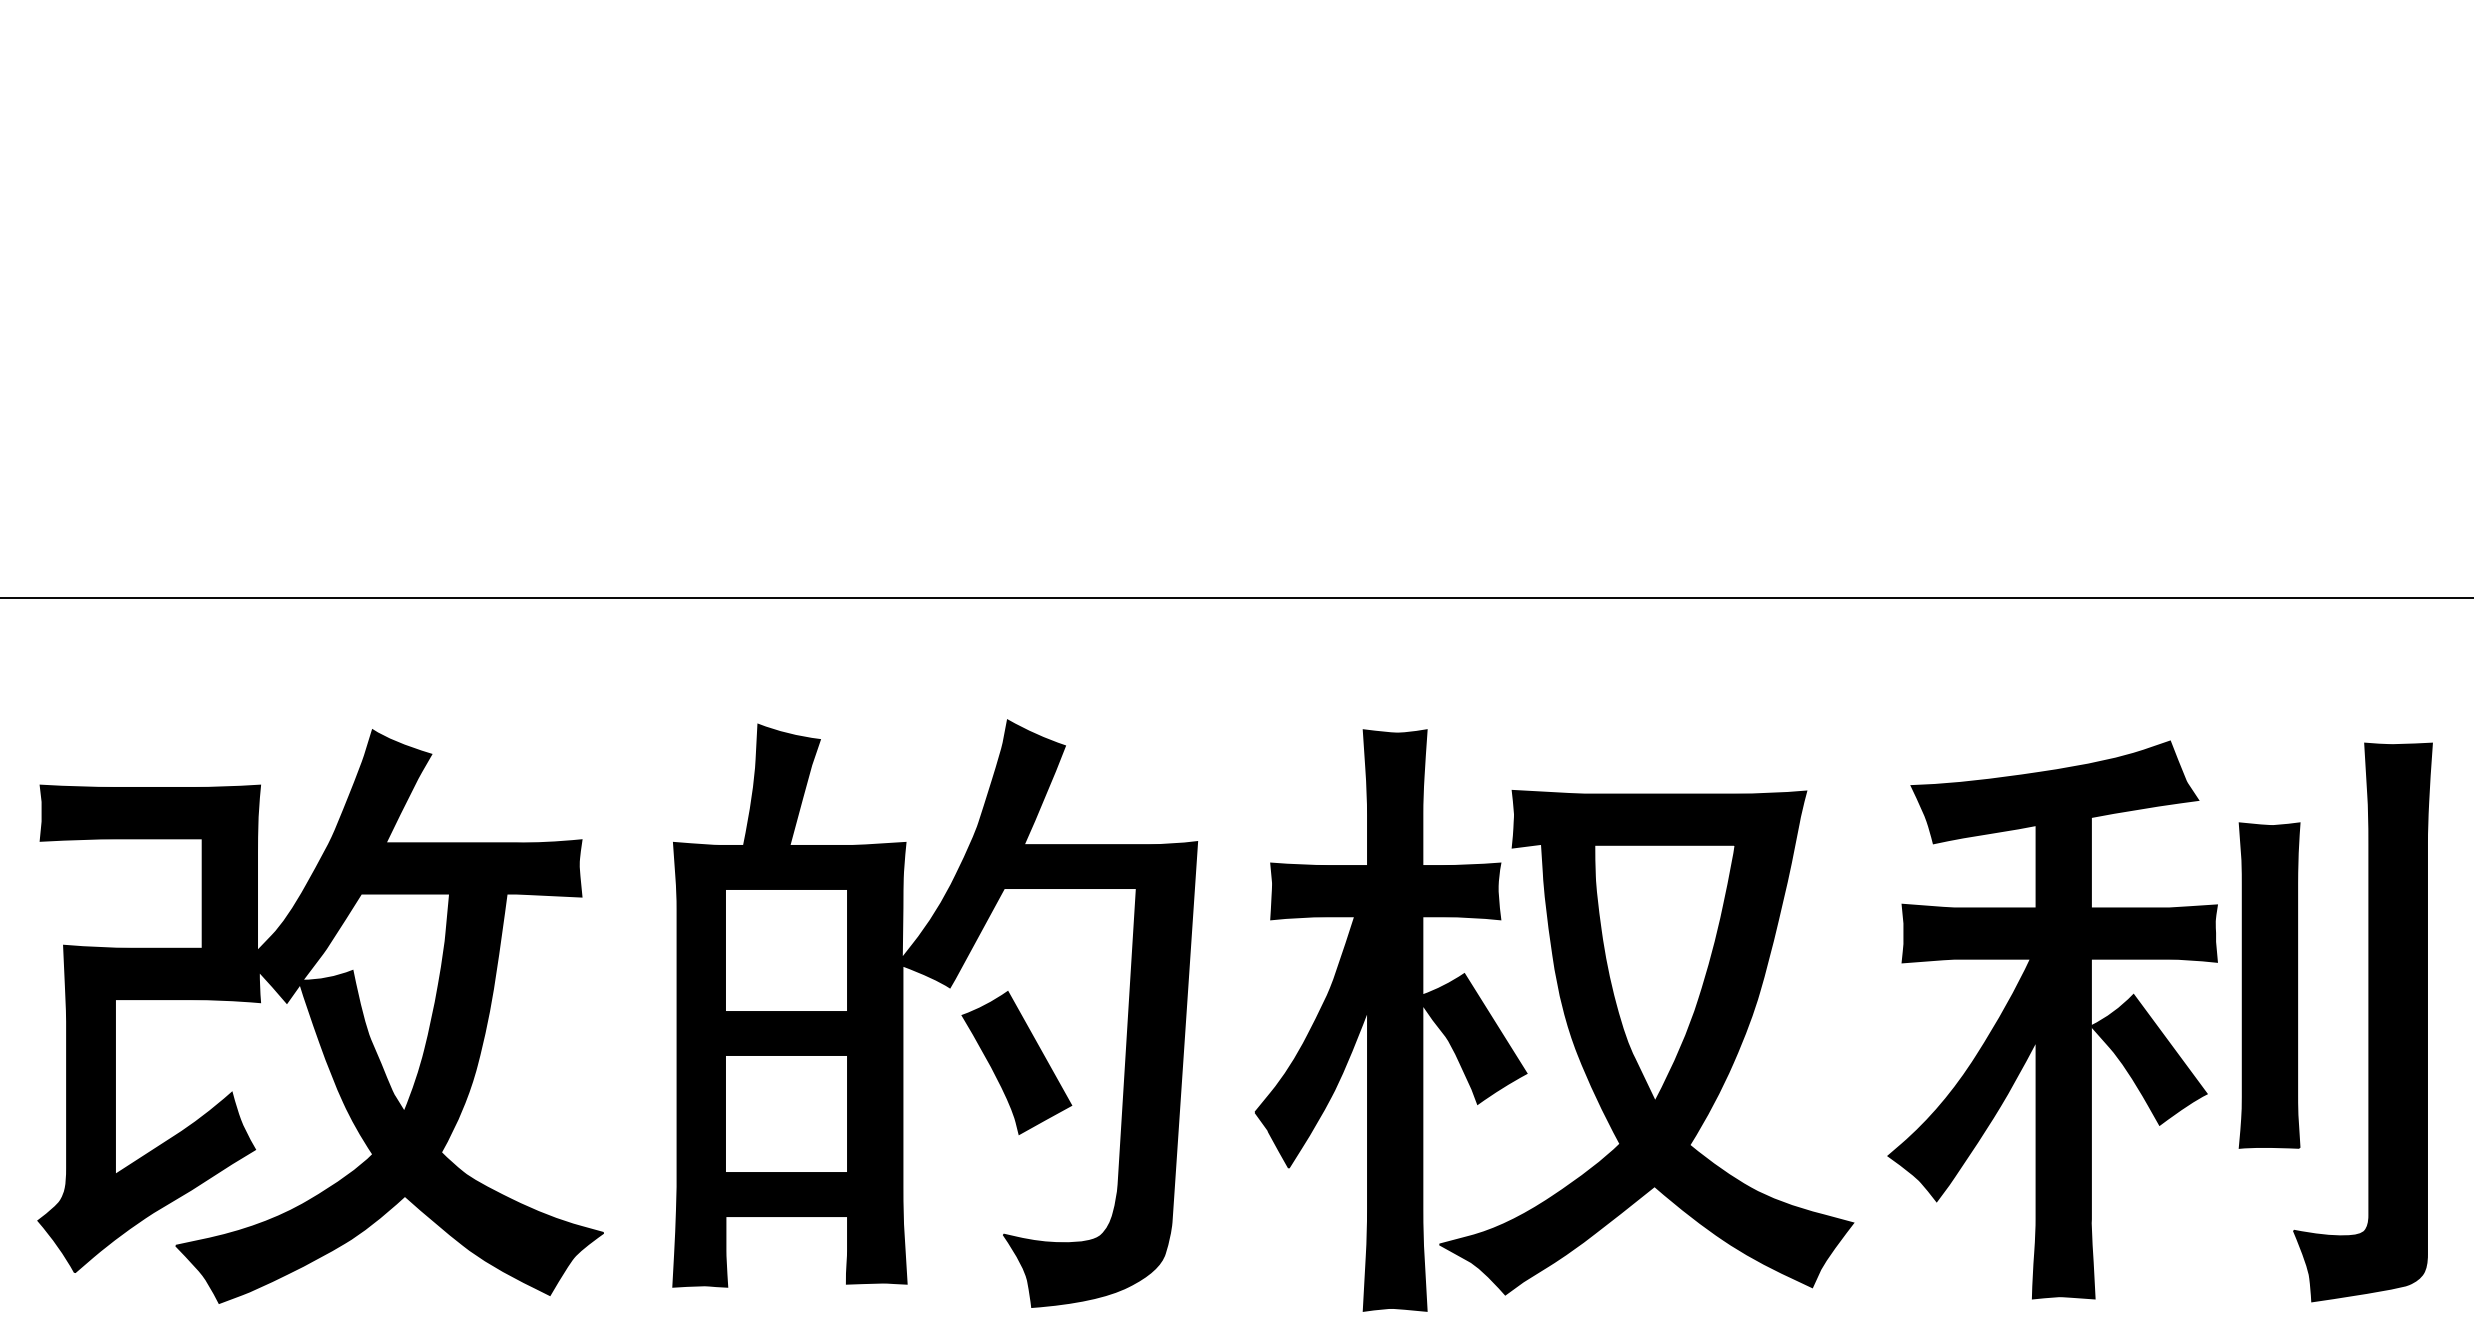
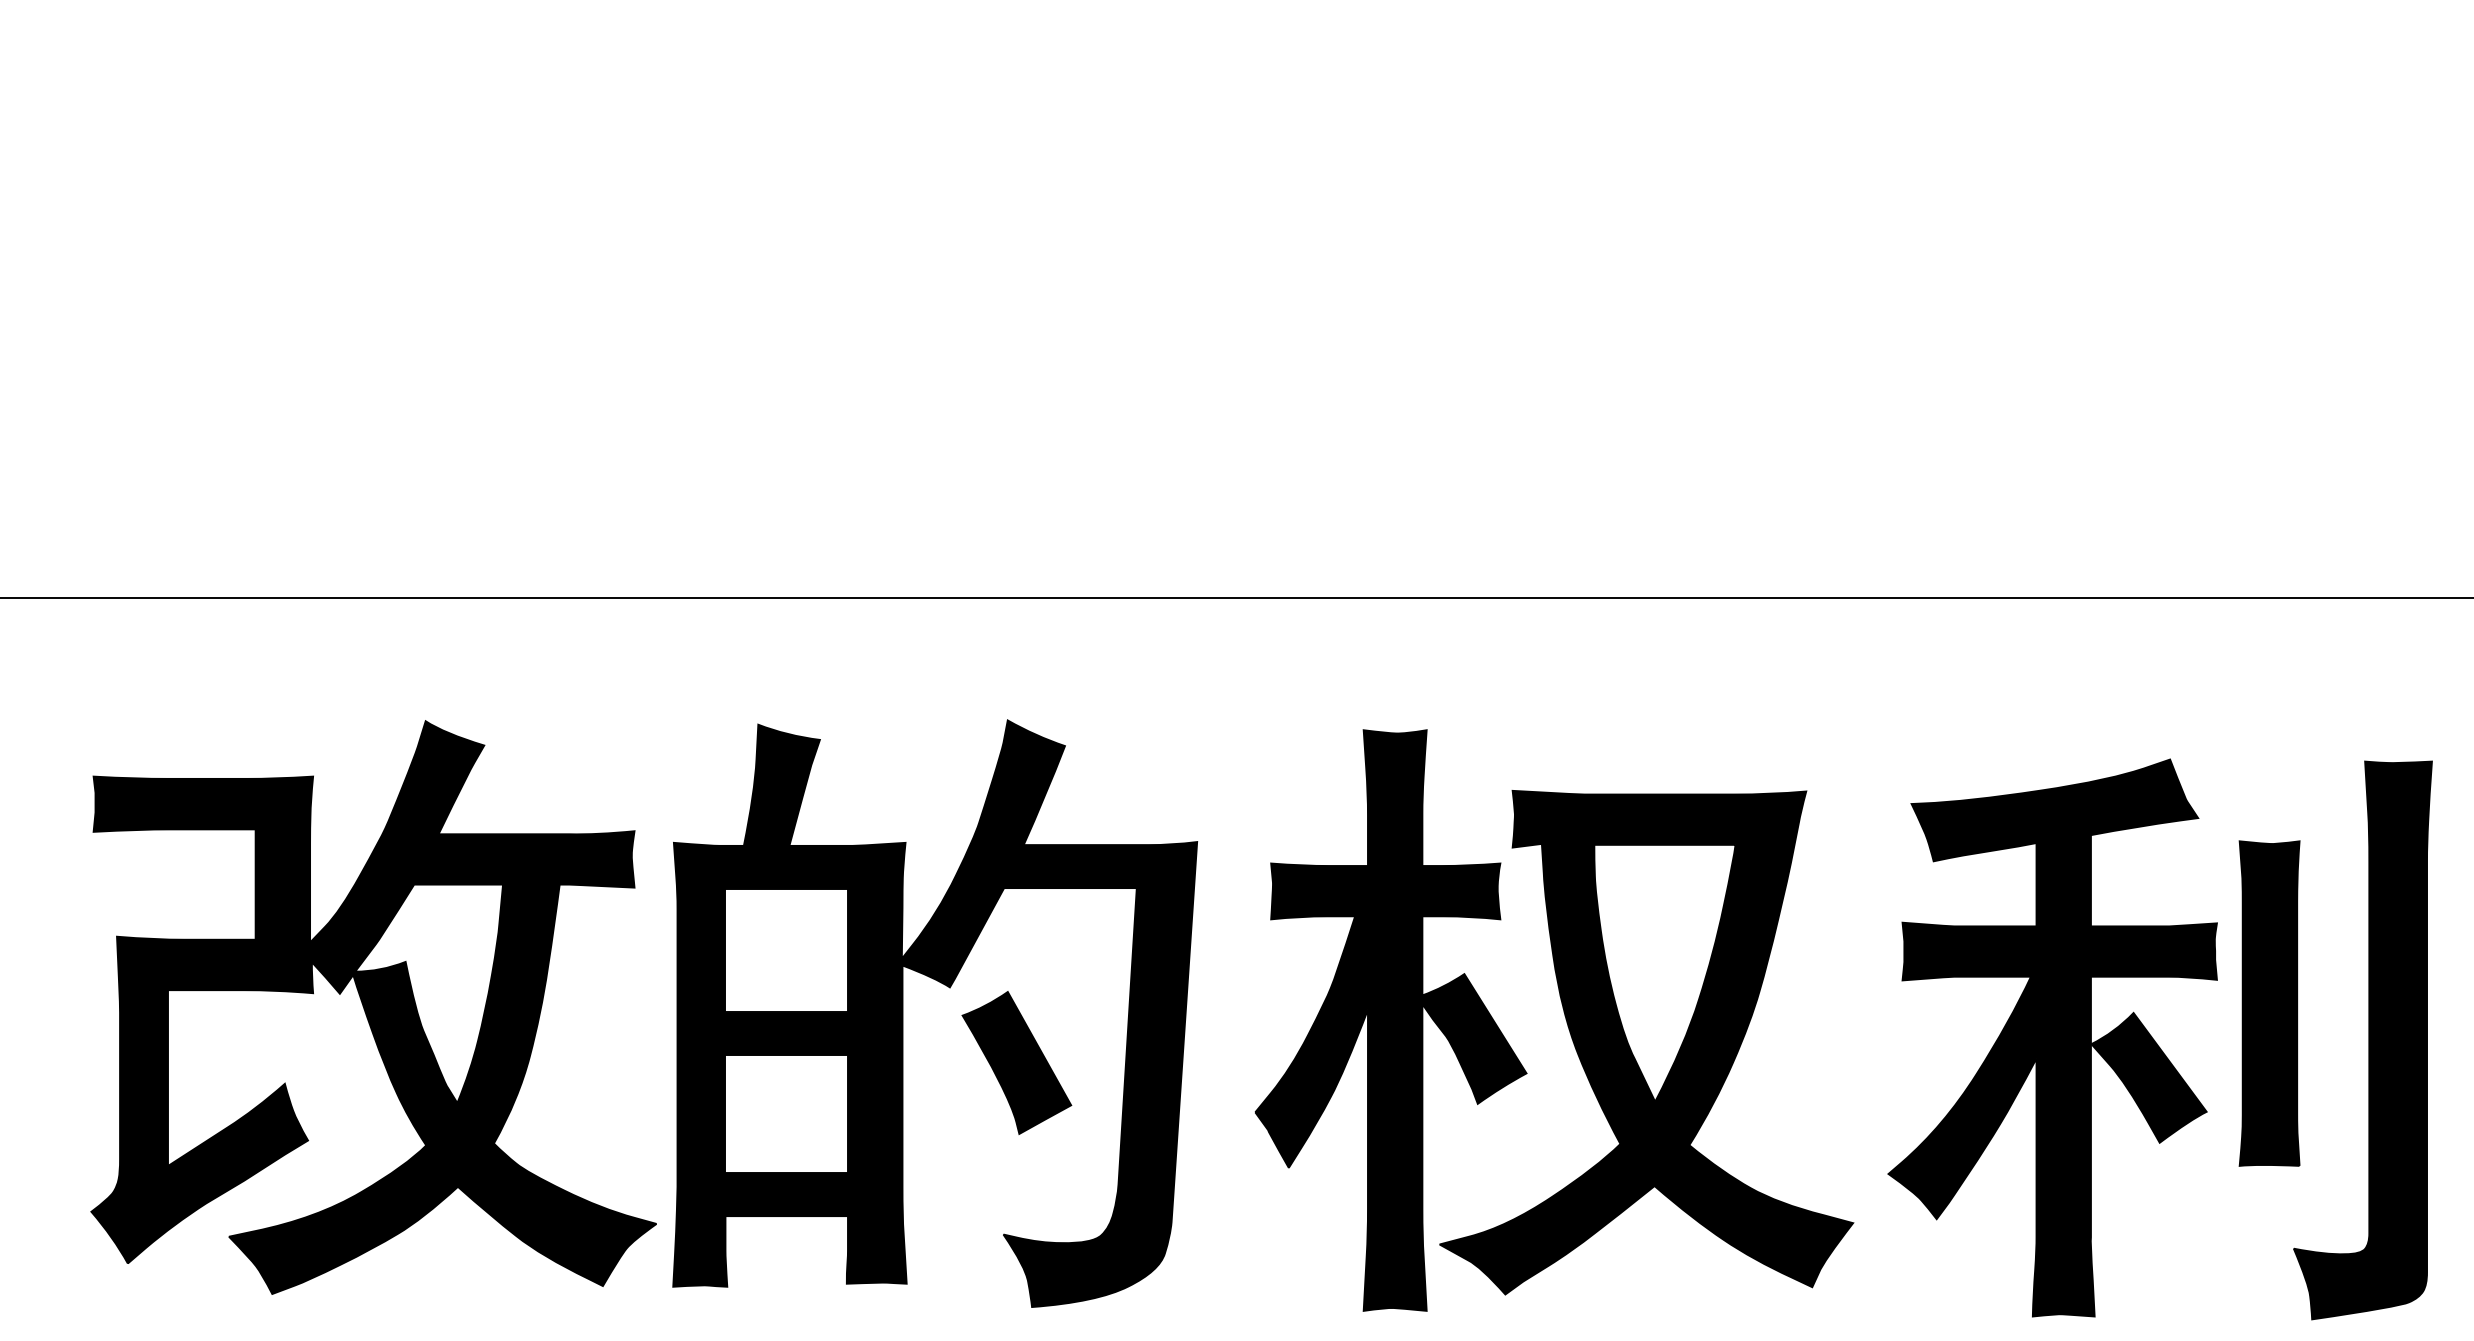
part position: (320, 1016) -> (373, 1007) (373, 1007)
part position: (2159, 1021) -> (2159, 1039) (2159, 1039)
